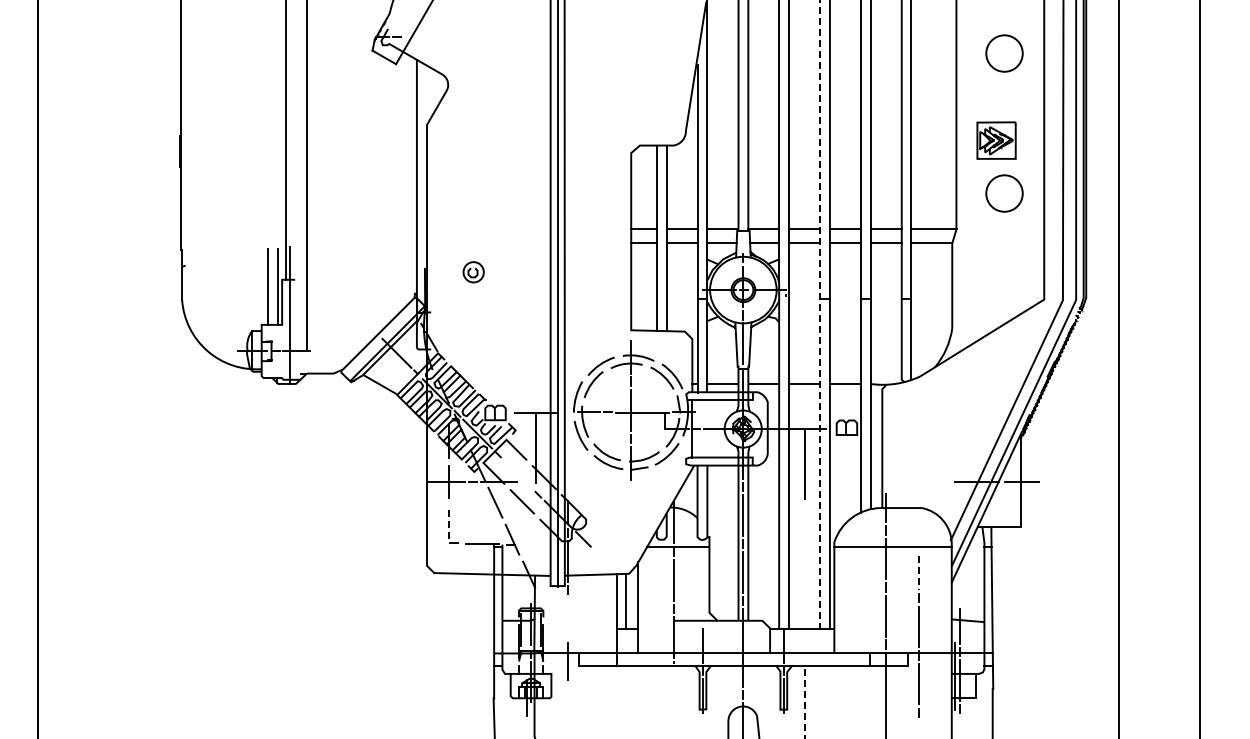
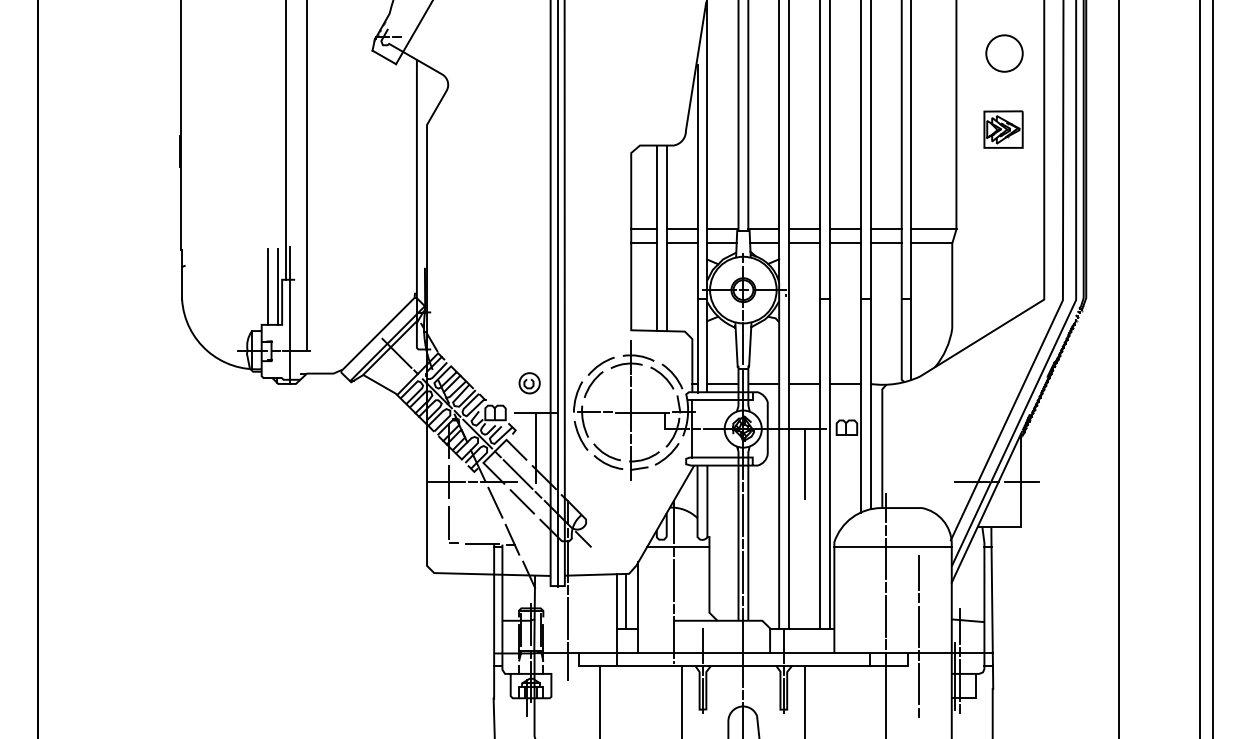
part position: (996, 140) -> (1003, 129) (1003, 129)
circle: present -> none (1004, 193)
part position: (473, 272) -> (529, 383) (529, 383)
line: dashed -> solid (820, 314)
line: none -> present (1212, 368)
line: none -> present (517, 474)
line: dashed -> solid (449, 522)
line: dashed -> solid (918, 573)
line: none -> present (567, 618)
line: none -> present (600, 700)
line: none -> present (681, 700)
line: dashed -> solid (804, 701)
